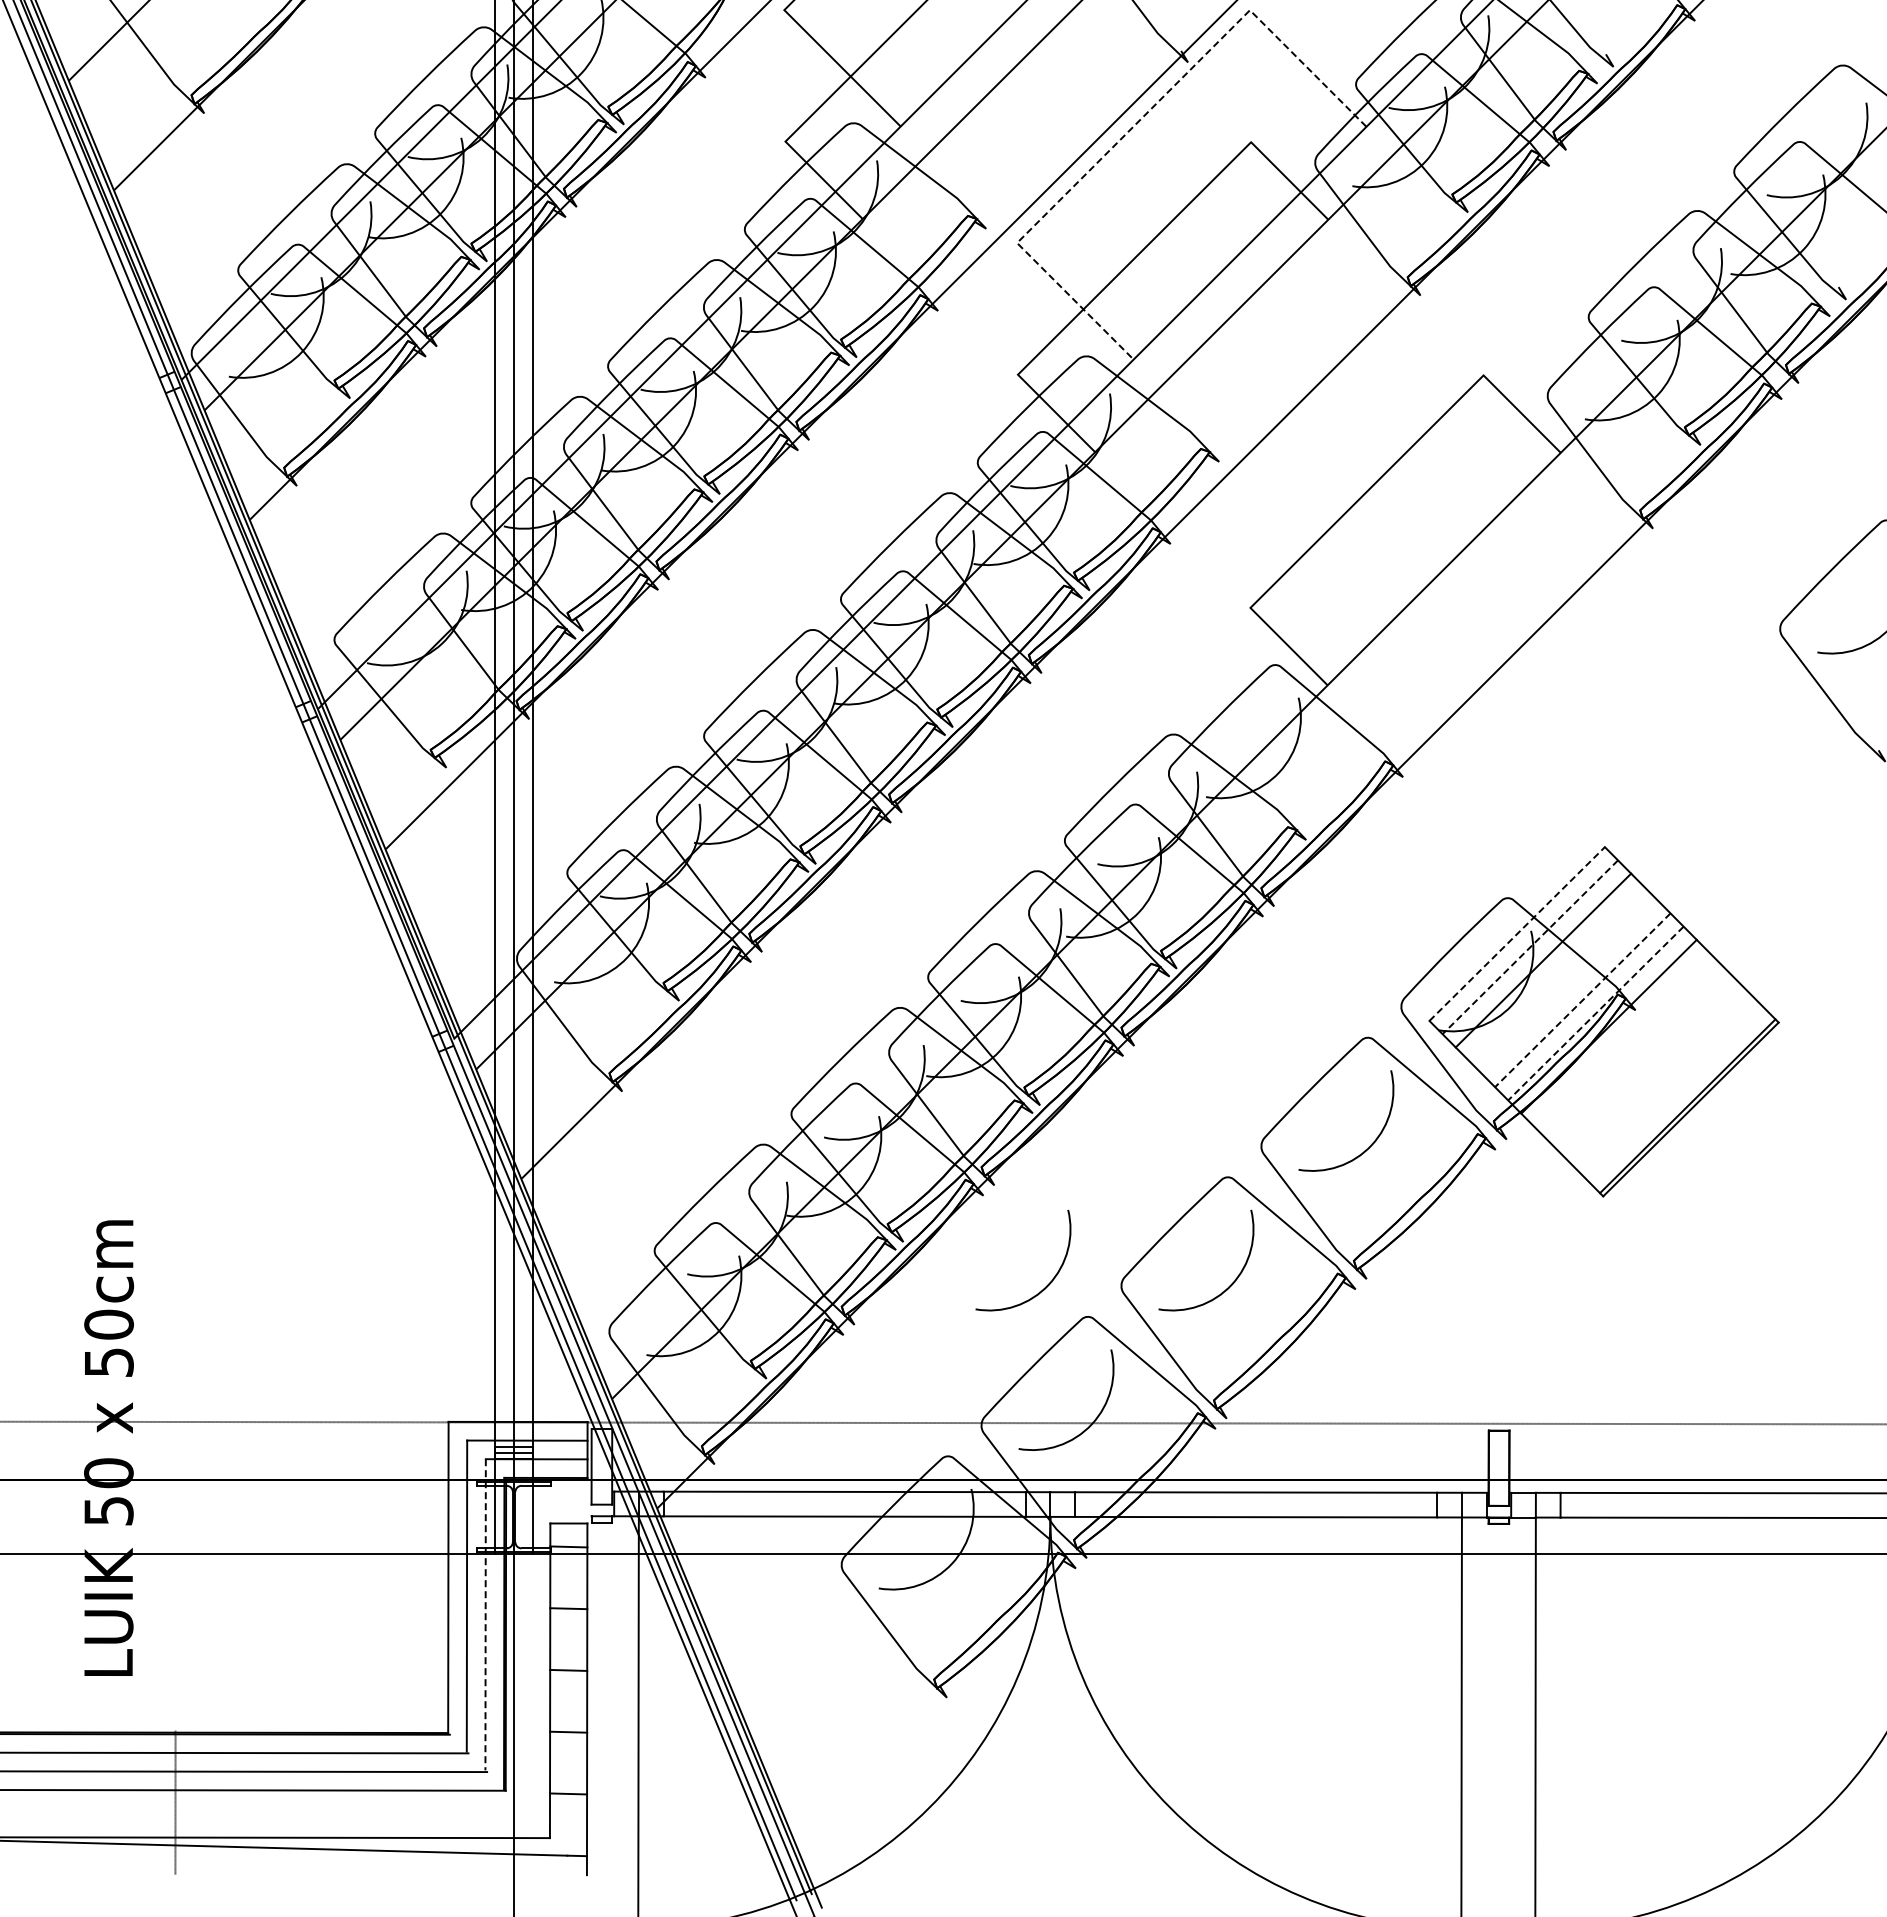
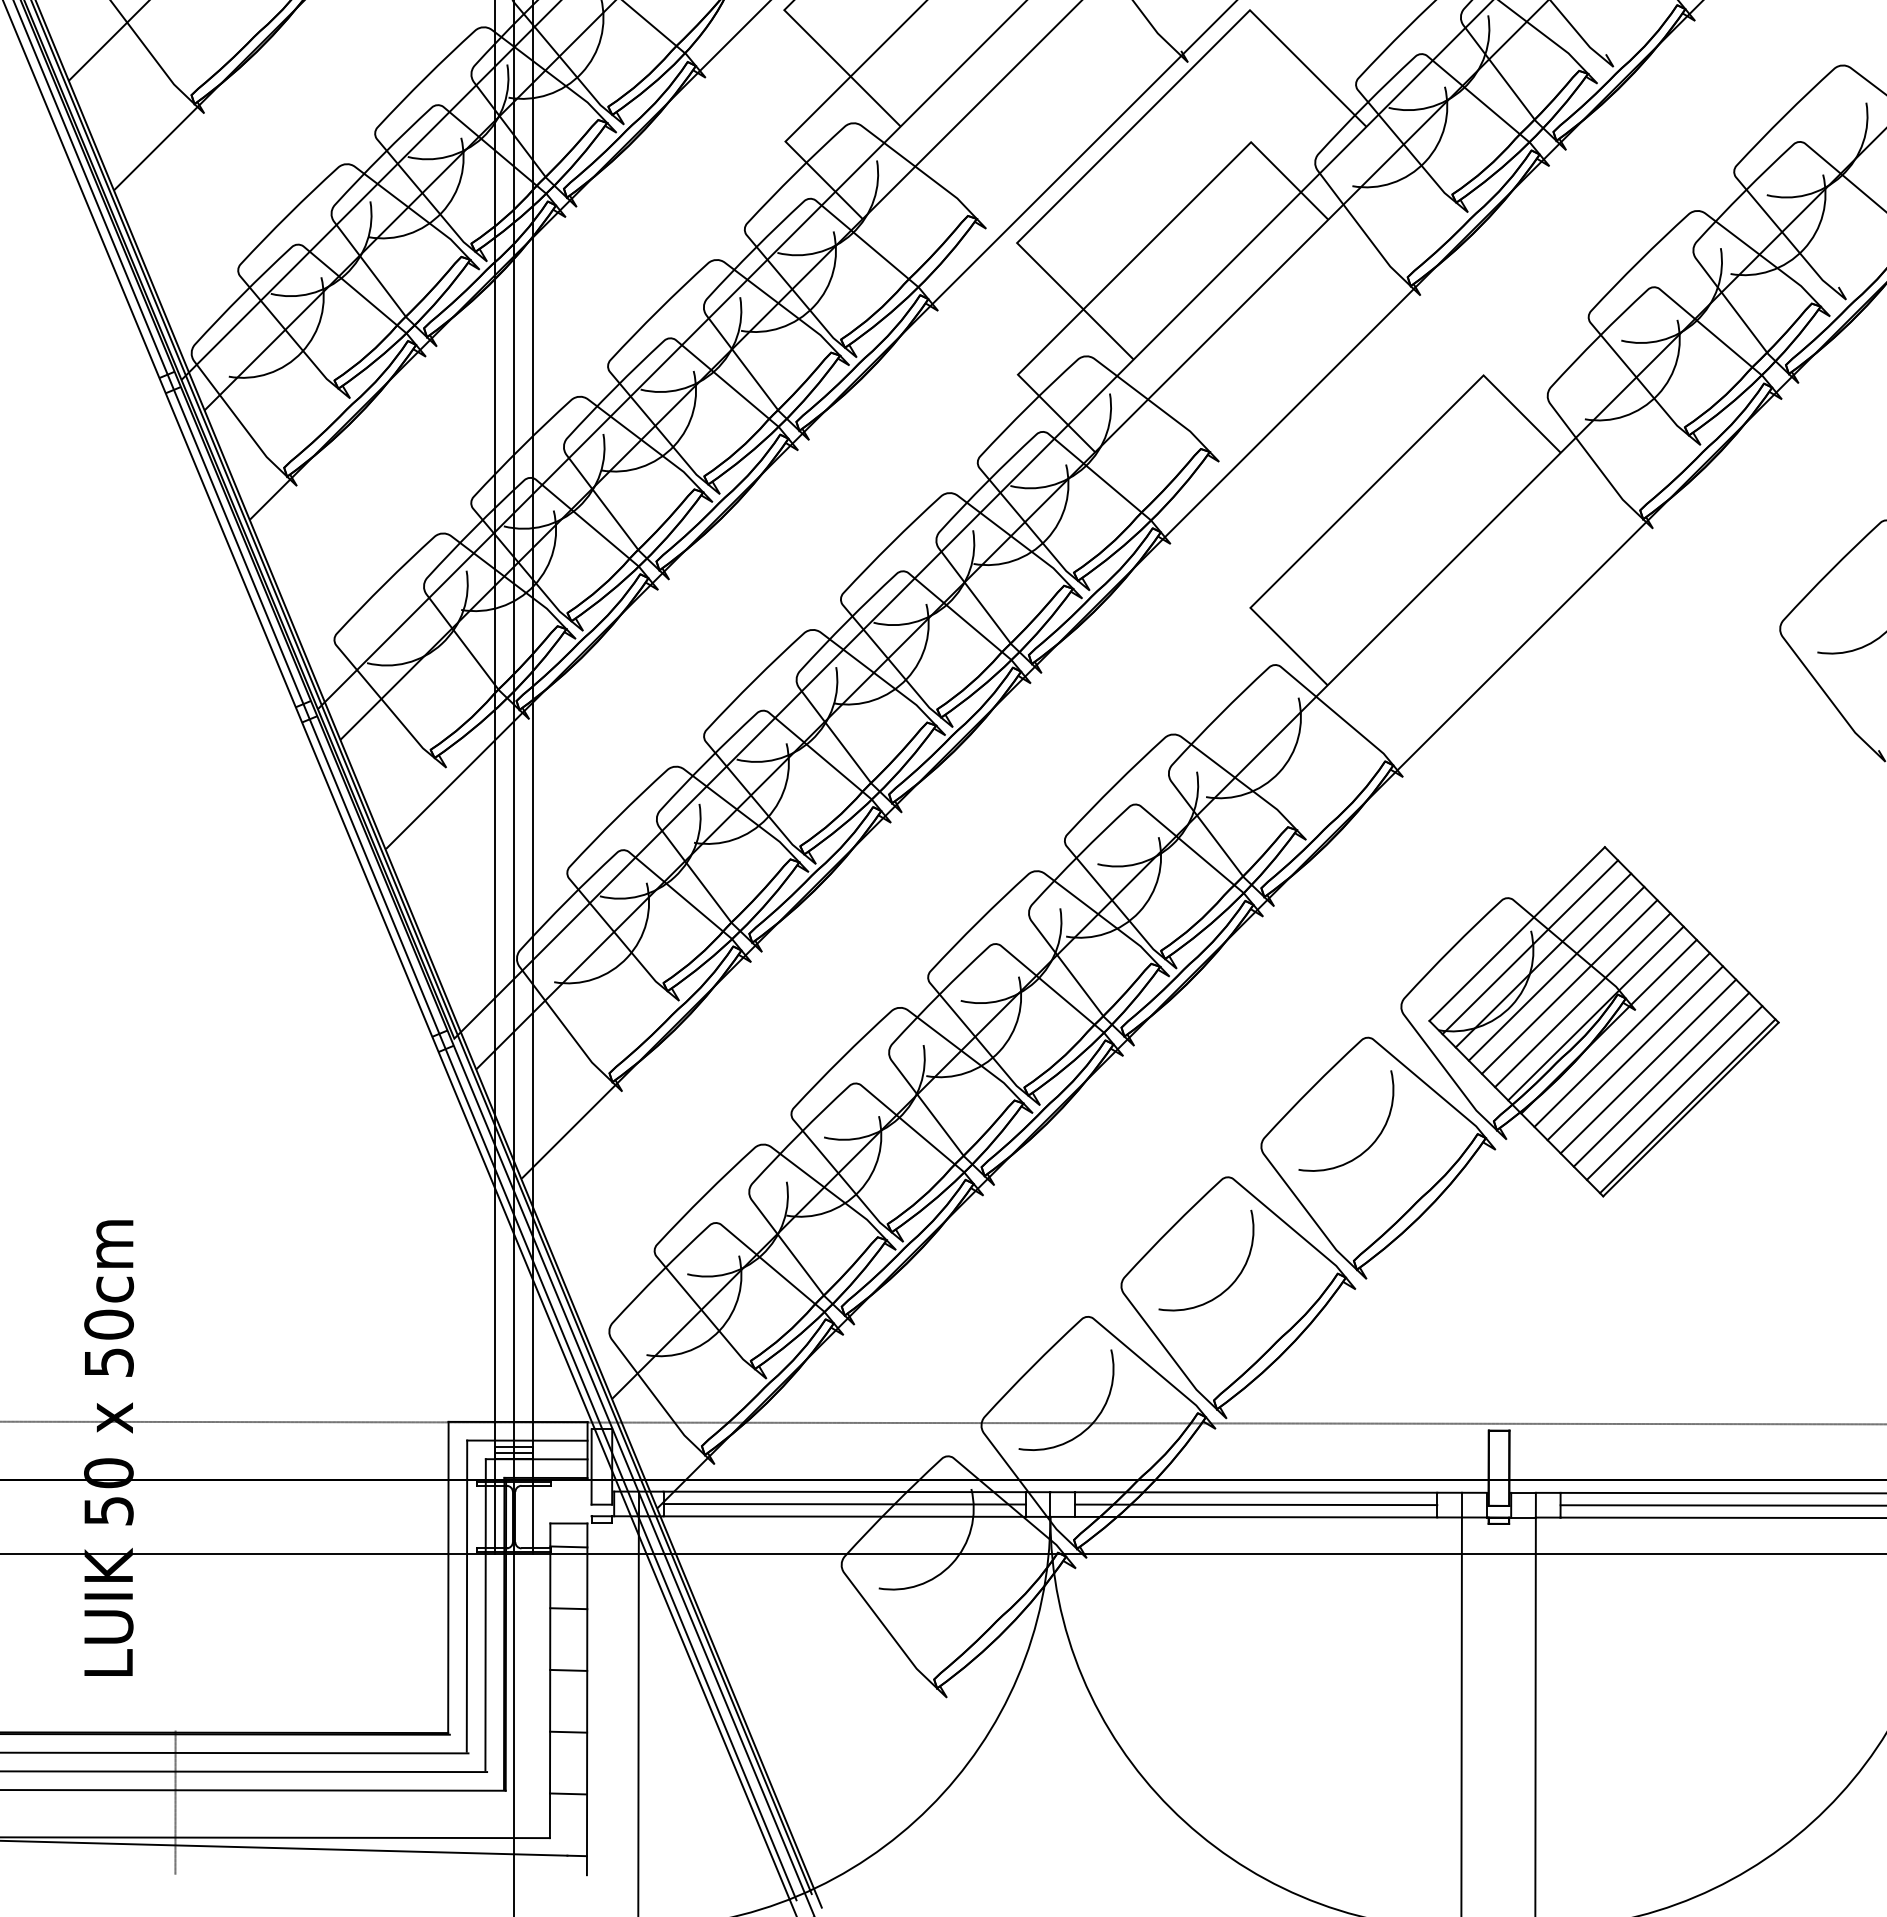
line: dashed -> solid (1133, 126)
line: dashed -> solid (1517, 933)
line: dashed -> solid (1529, 947)
line: none -> present (1556, 973)
line: none -> present (1569, 986)
line: dashed -> solid (1582, 1000)
line: dashed -> solid (1595, 1013)
line: none -> present (1621, 1039)
line: none -> present (1634, 1053)
line: none -> present (1648, 1066)
line: none -> present (1661, 1079)
line: none -> present (1674, 1092)
curve: present -> none (1047, 1284)
line: none -> present (844, 1504)
line: none -> present (1256, 1504)
line: none -> present (1721, 1505)
line: dashed -> solid (485, 1614)
